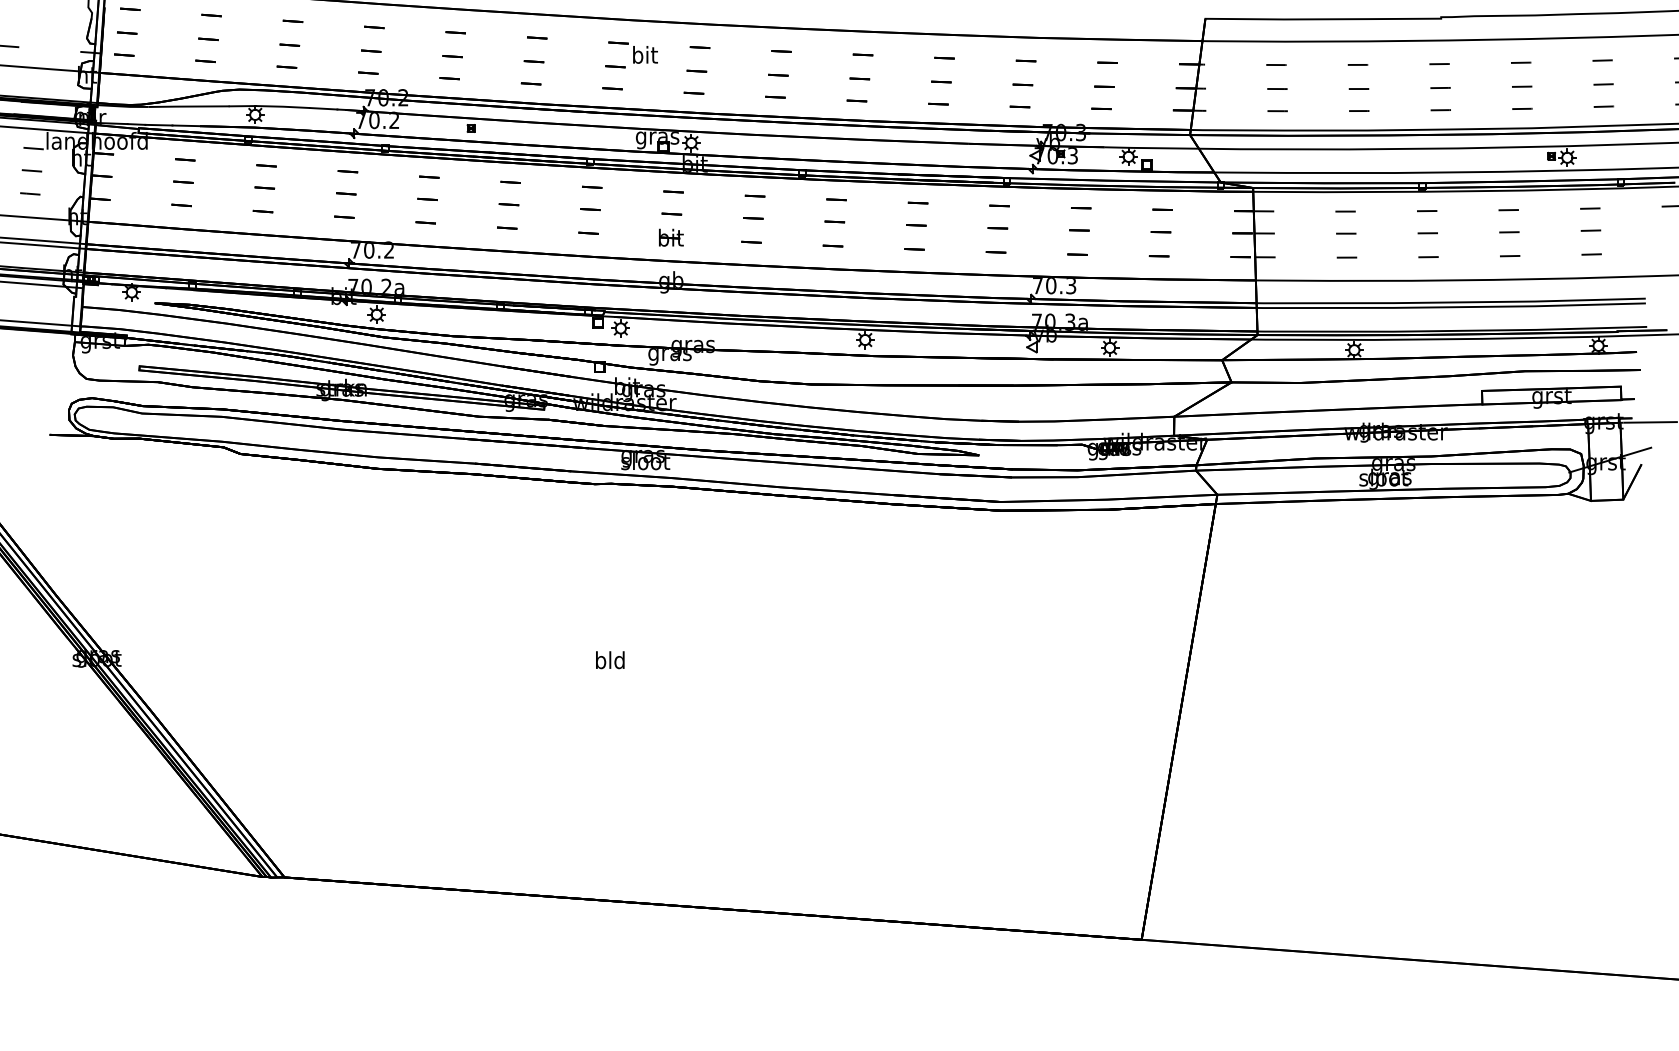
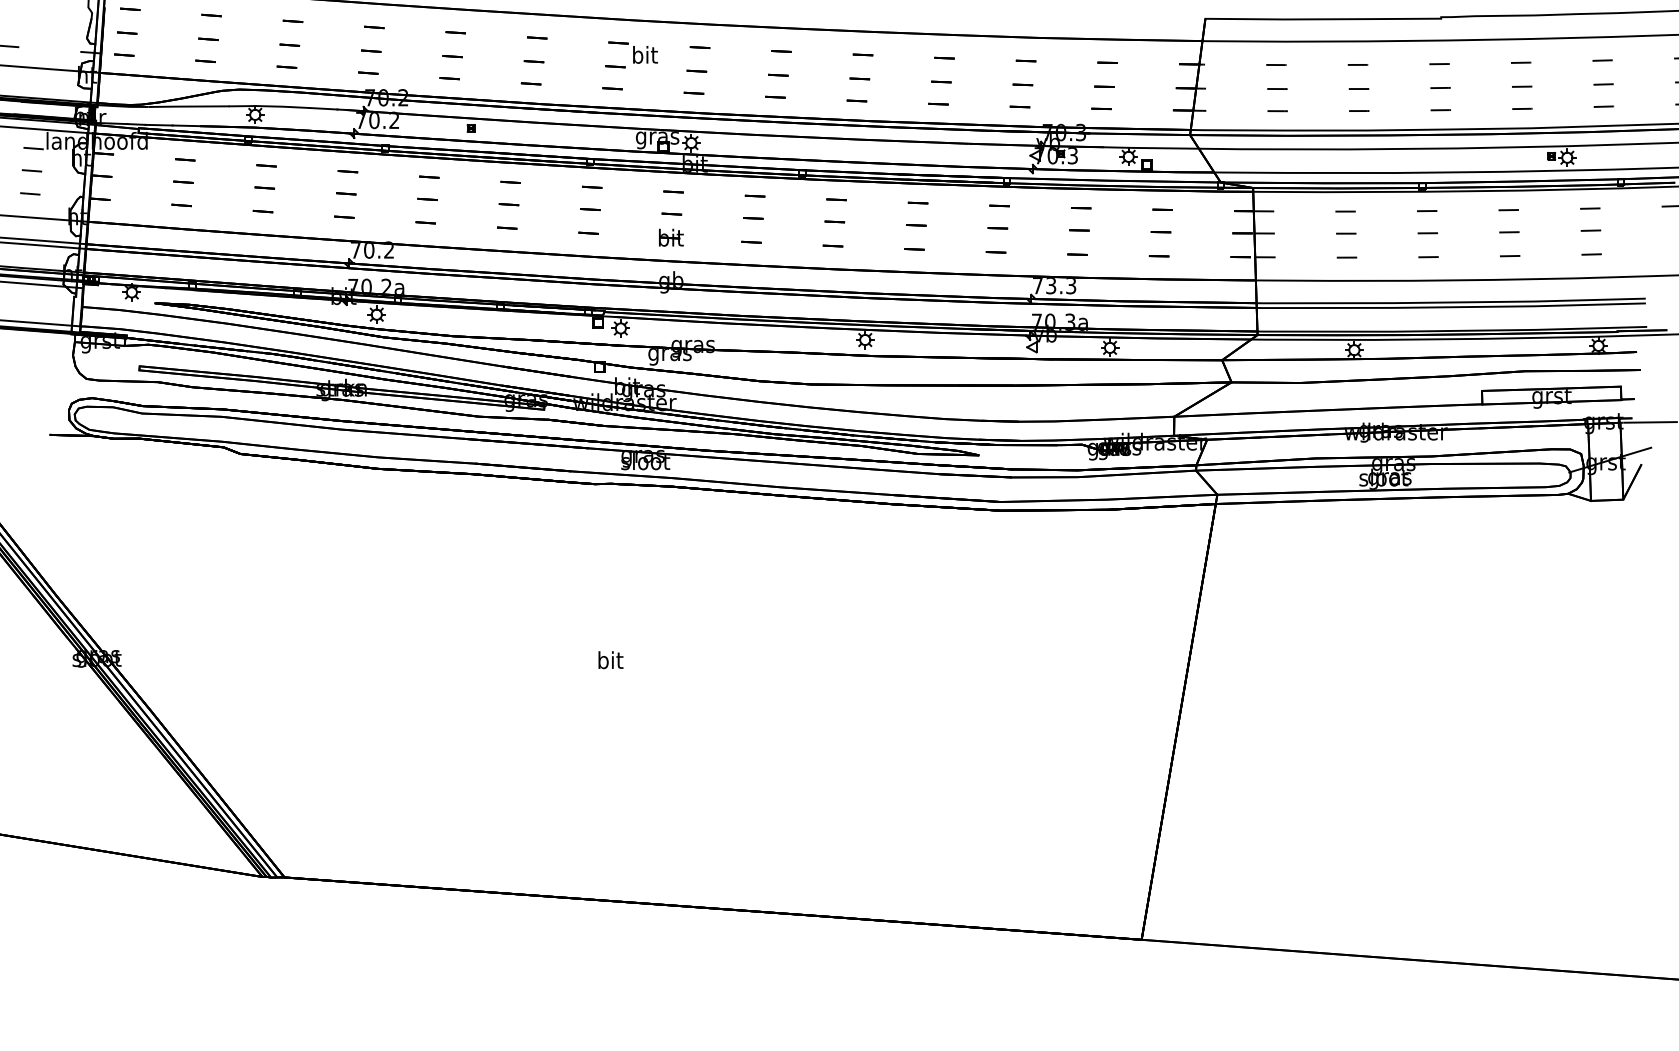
text: 70.3 -> 73.3 (1051, 286)
text: bld -> bit (610, 660)
